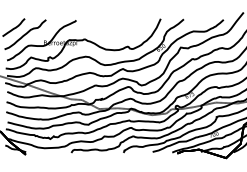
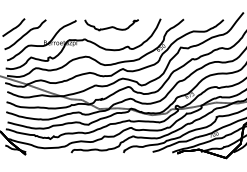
curve: none -> present (111, 26)
